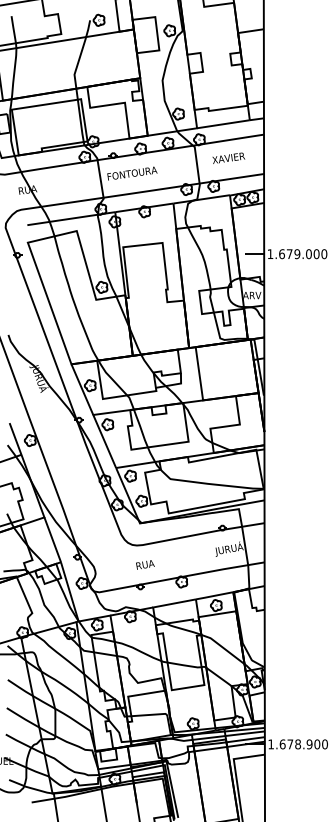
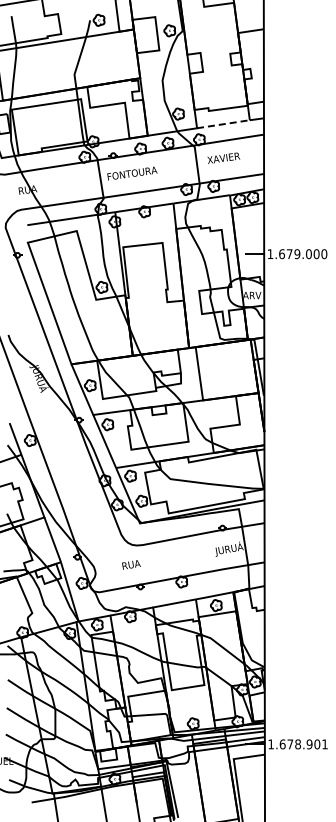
line: solid -> dashed (223, 124)
text position: (228, 157) -> (223, 157) (223, 157)
text position: (145, 564) -> (131, 564) (131, 564)
text: 1.678.900 -> 1.678.901 (324, 744)
